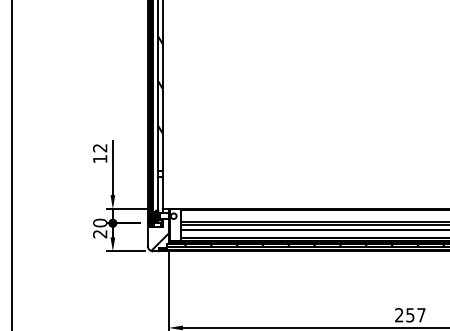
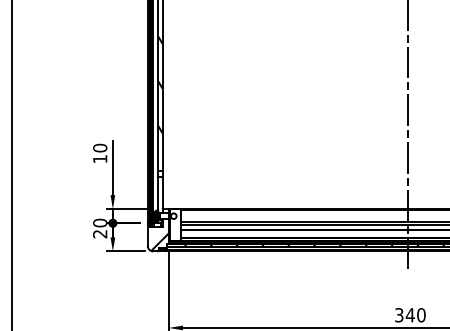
line: none -> present (408, 135)
text: 12 -> 10 (100, 147)
text: 257 -> 340 (410, 315)
